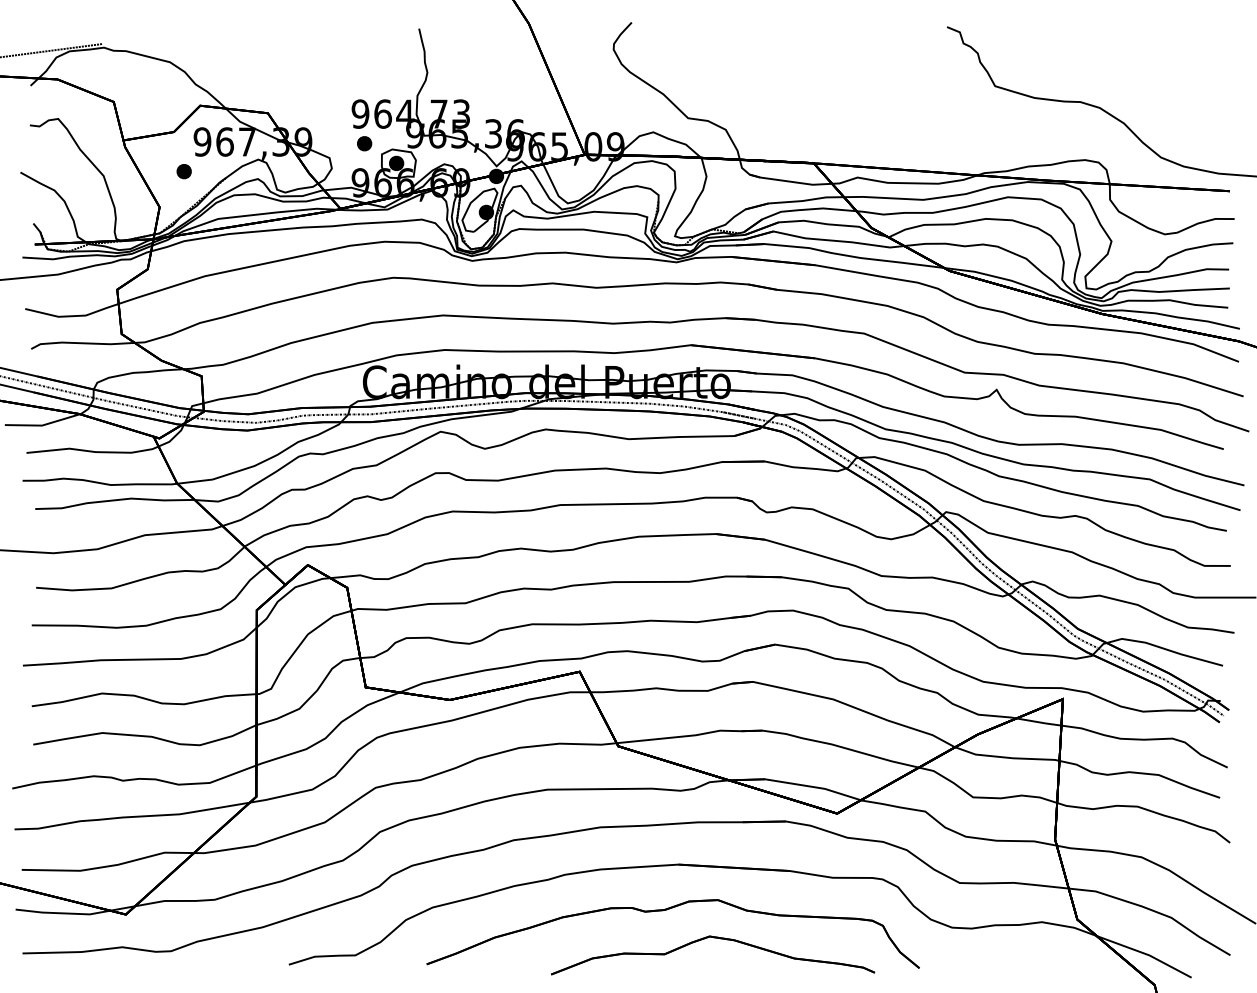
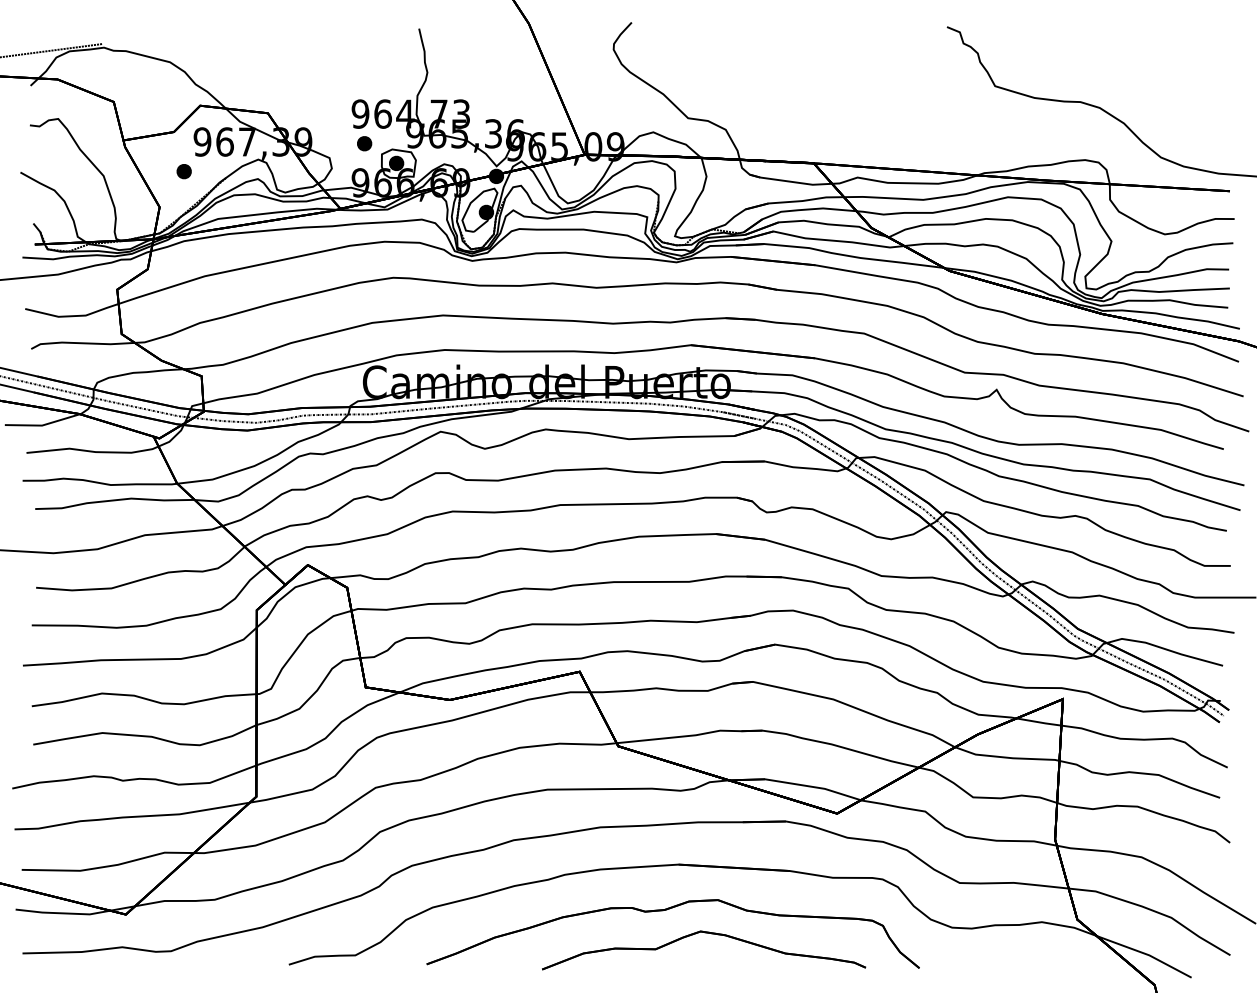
part position: (713, 938) -> (704, 933) (704, 933)
